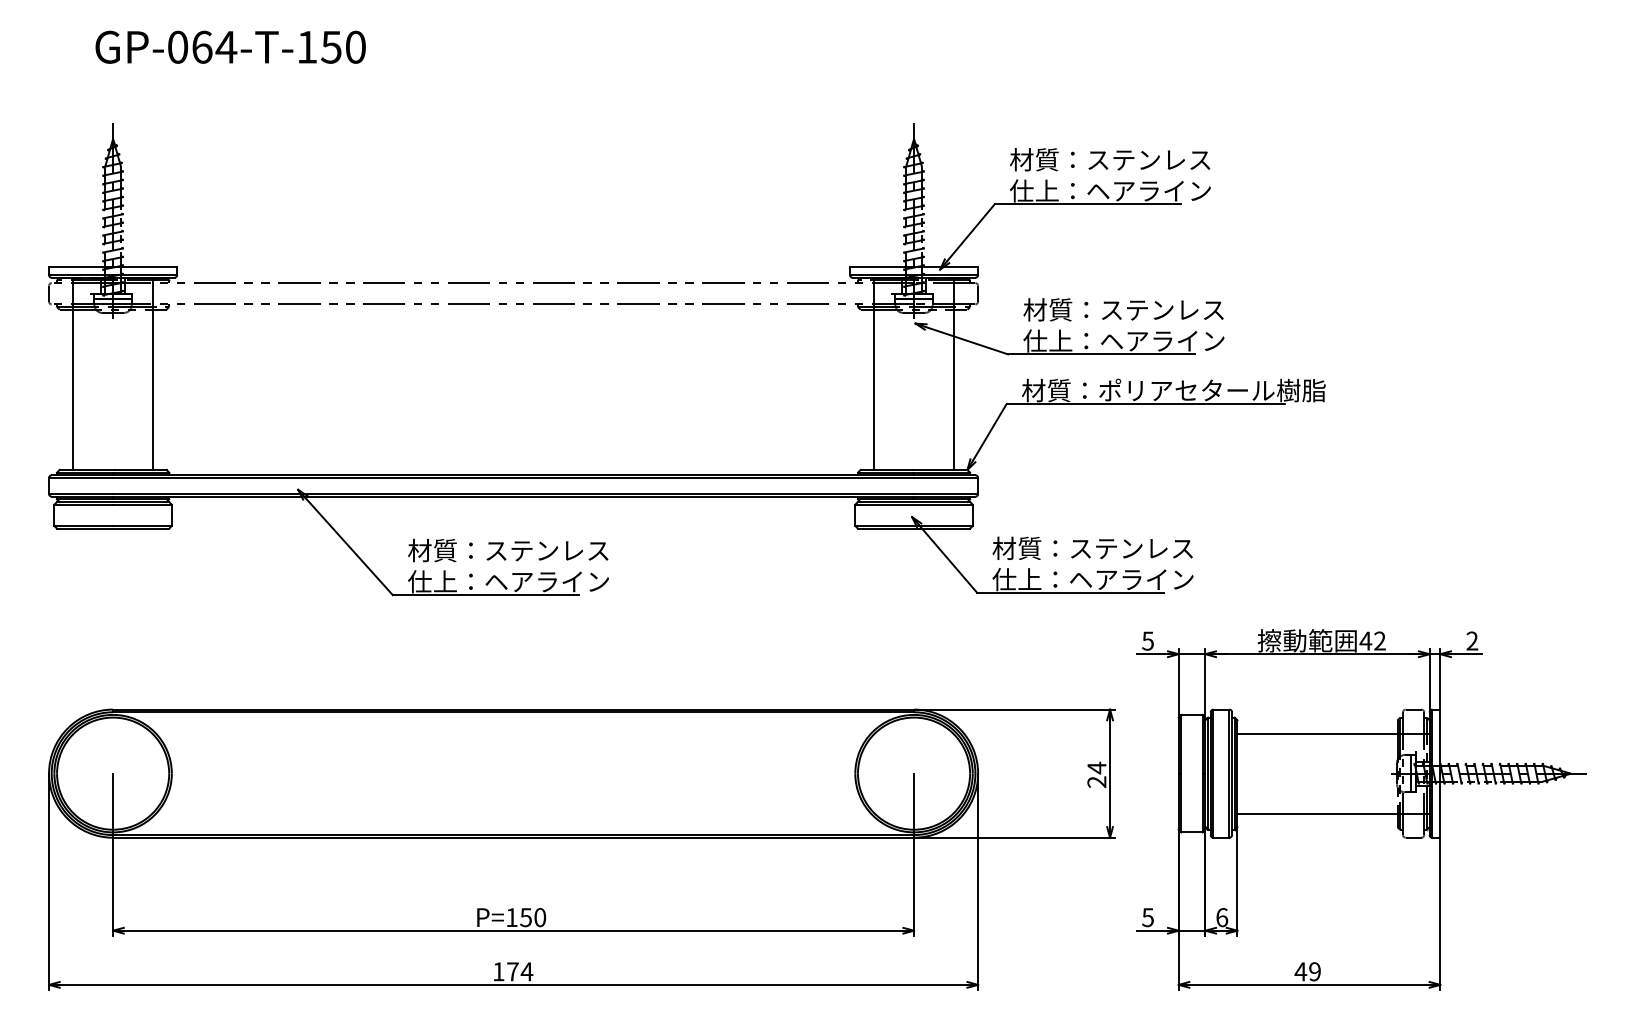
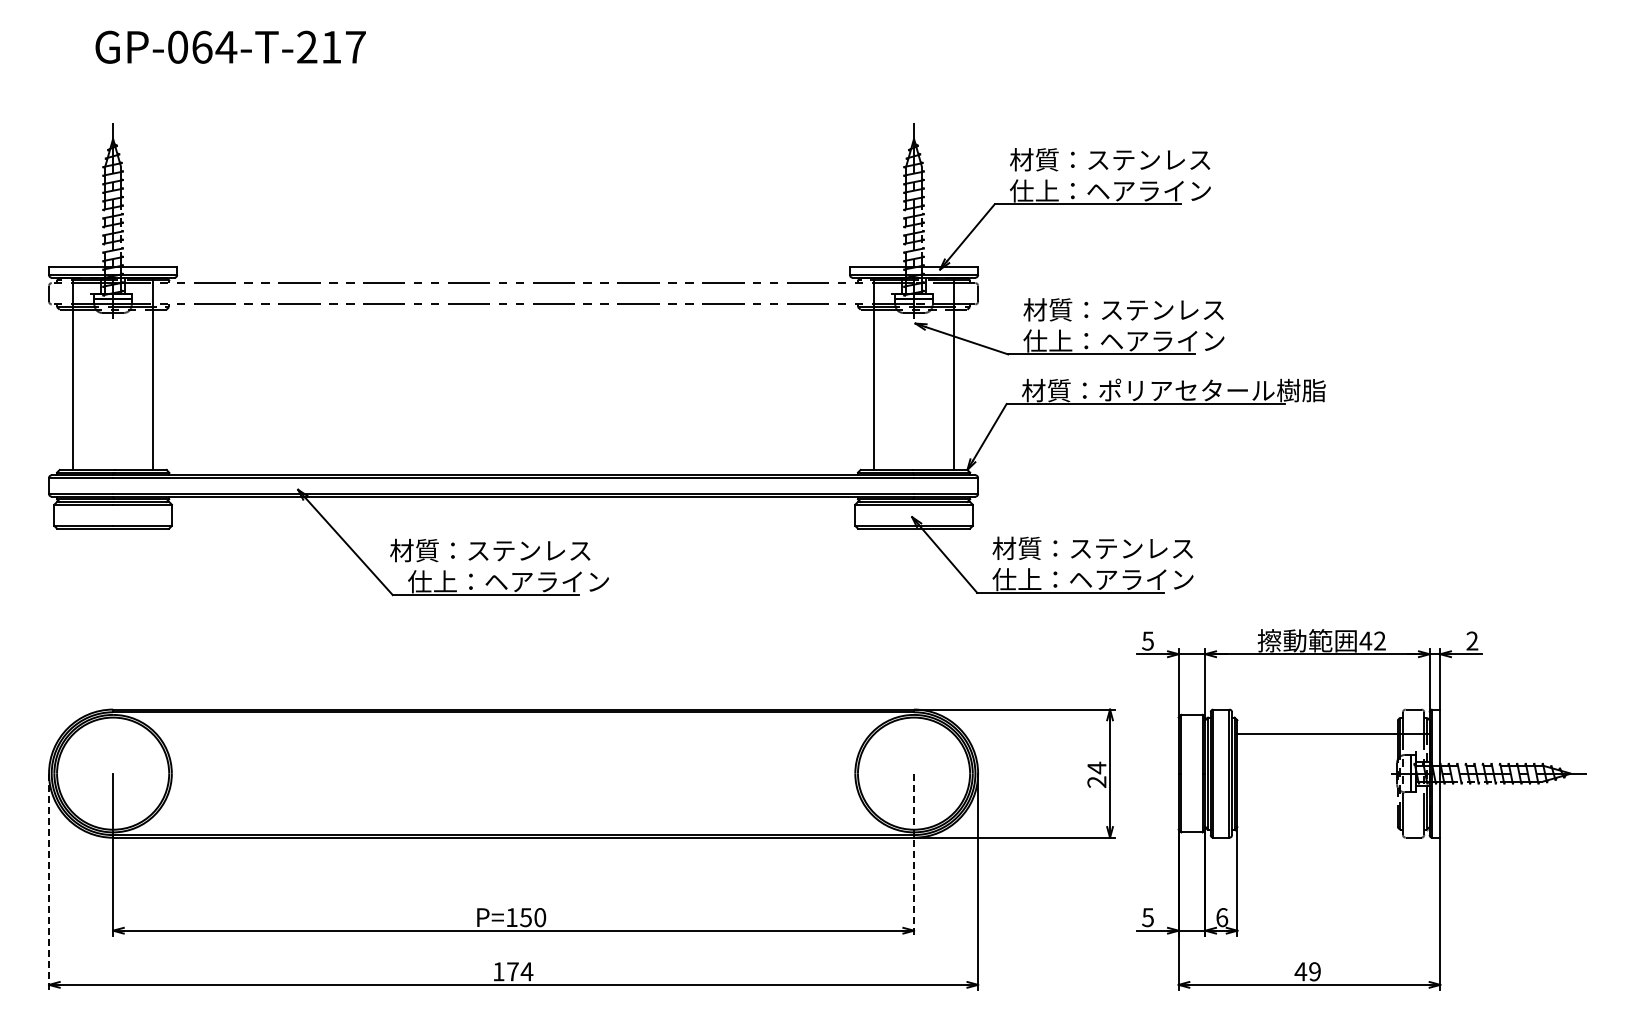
text: GP-064-T-150 -> GP-064-T-217 (331, 46)
text position: (508, 550) -> (490, 550) (490, 550)
line: present -> none (1333, 813)
line: solid -> dashed (914, 855)
line: solid -> dashed (49, 882)
